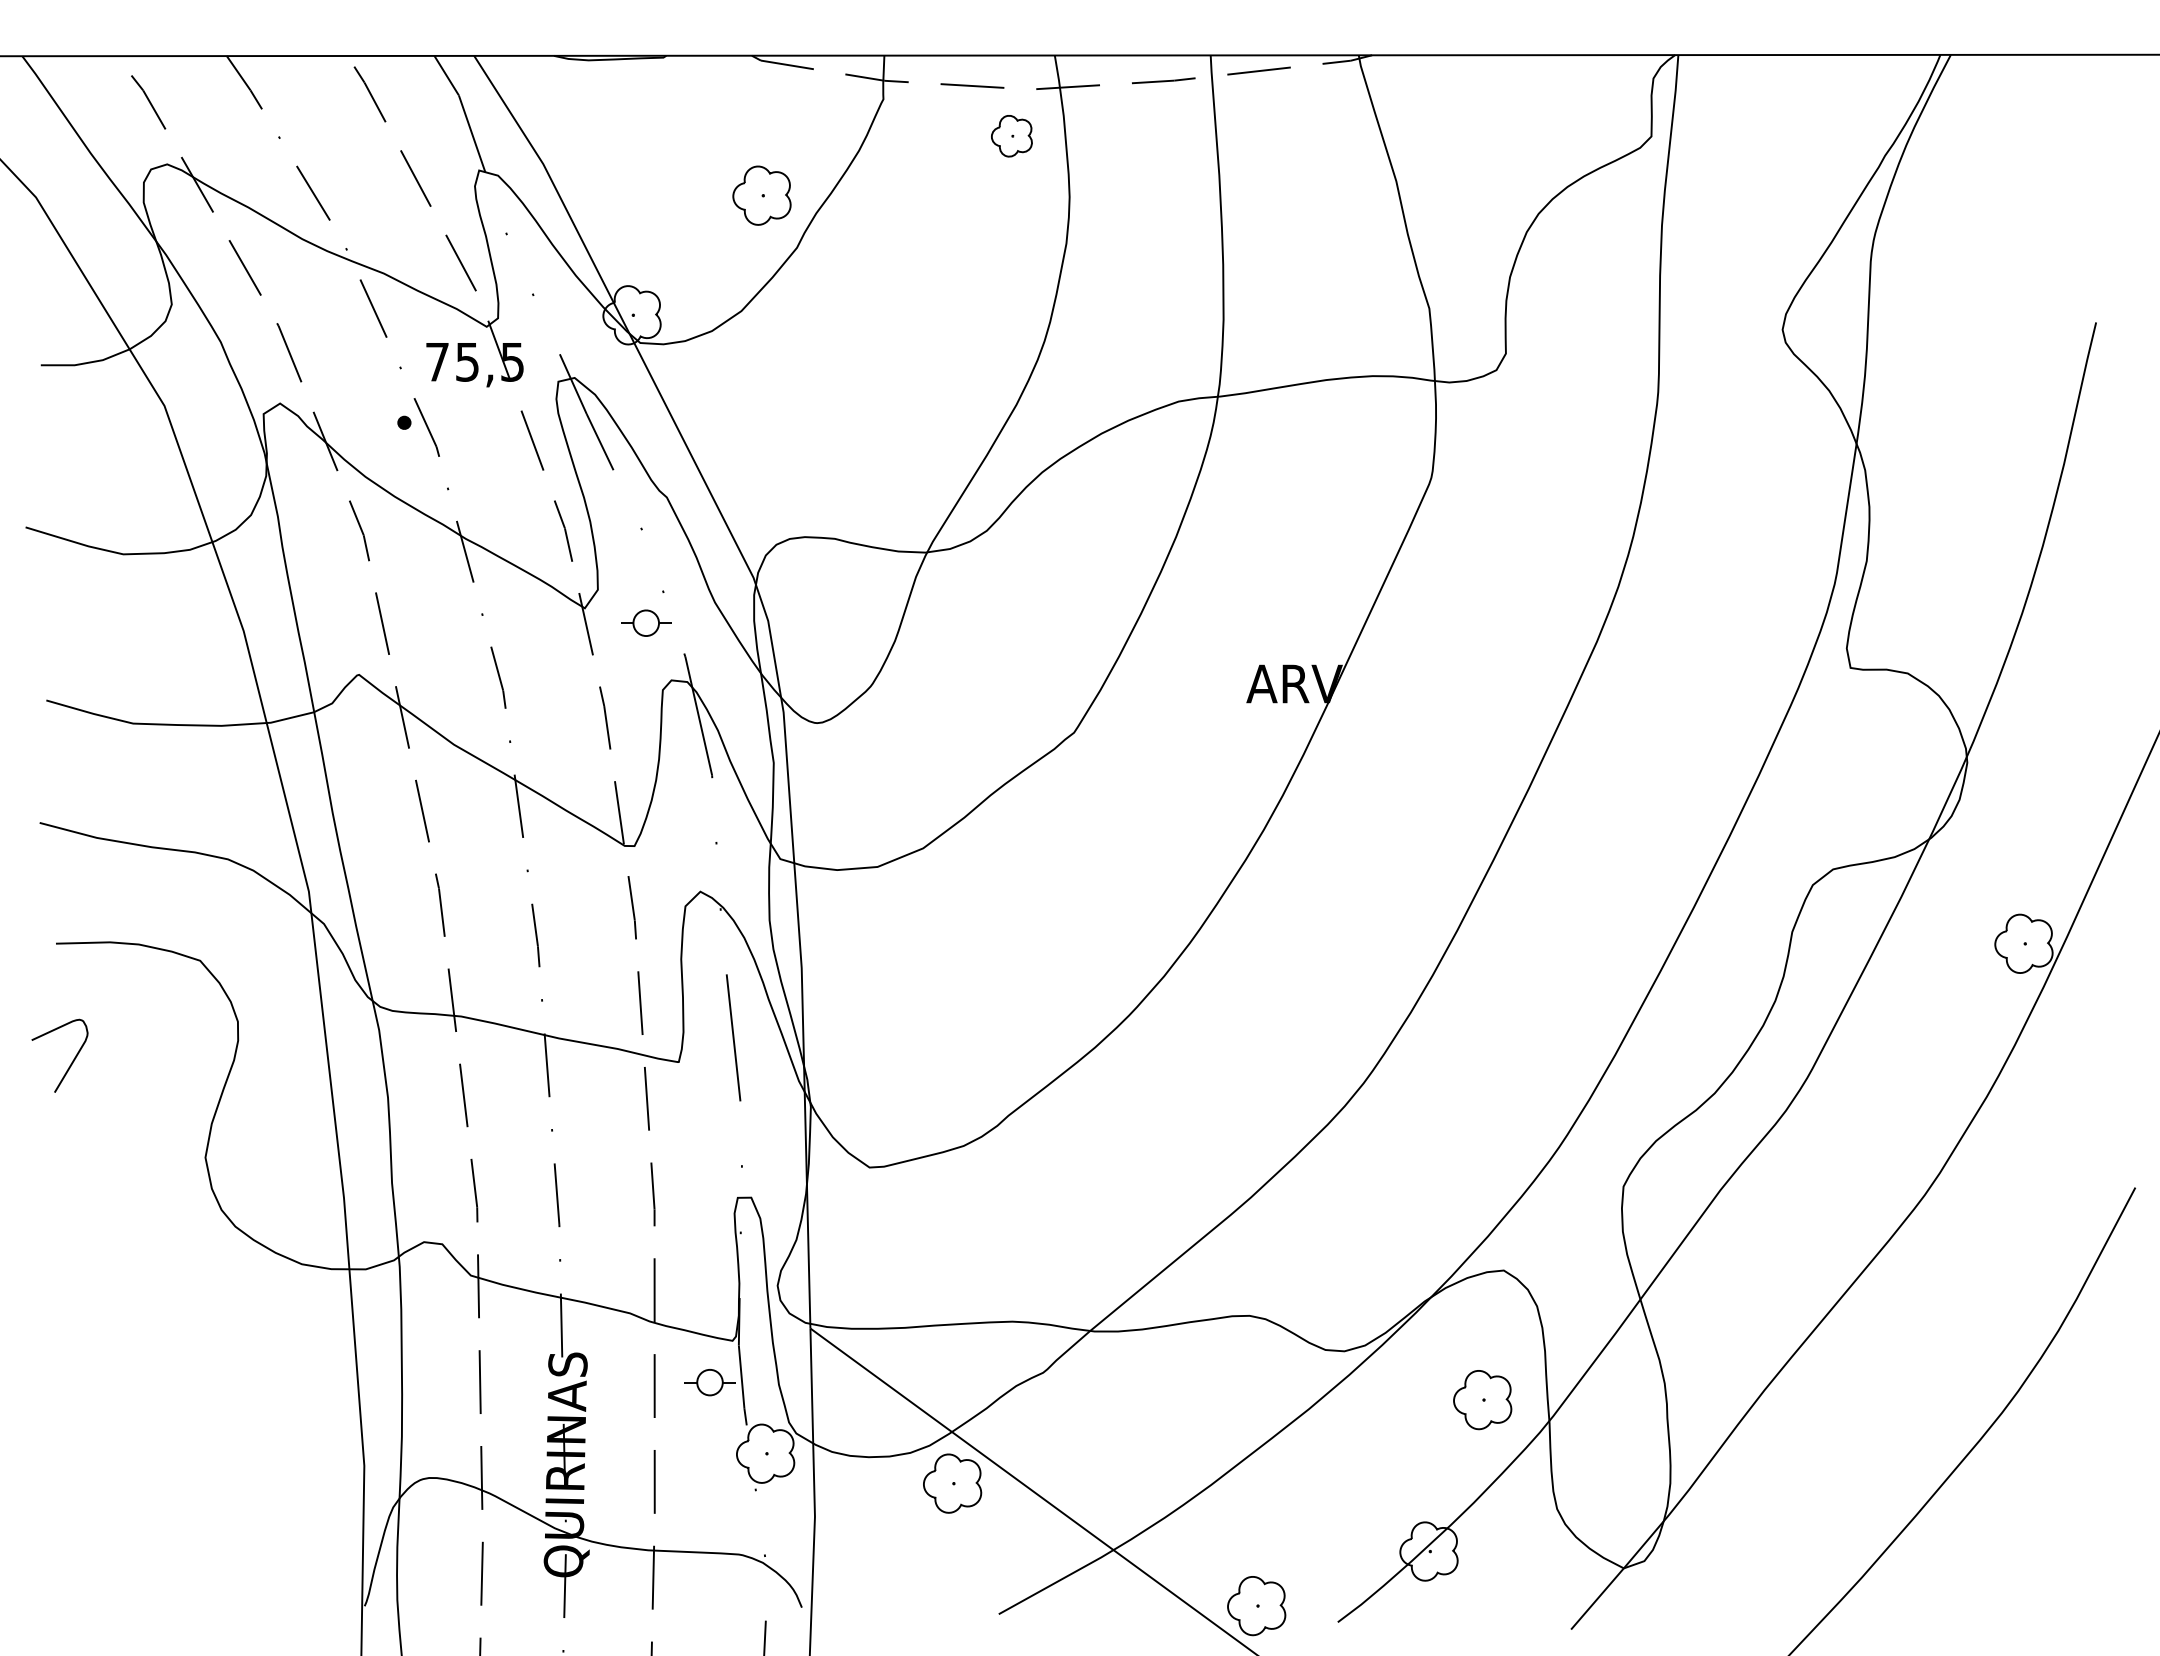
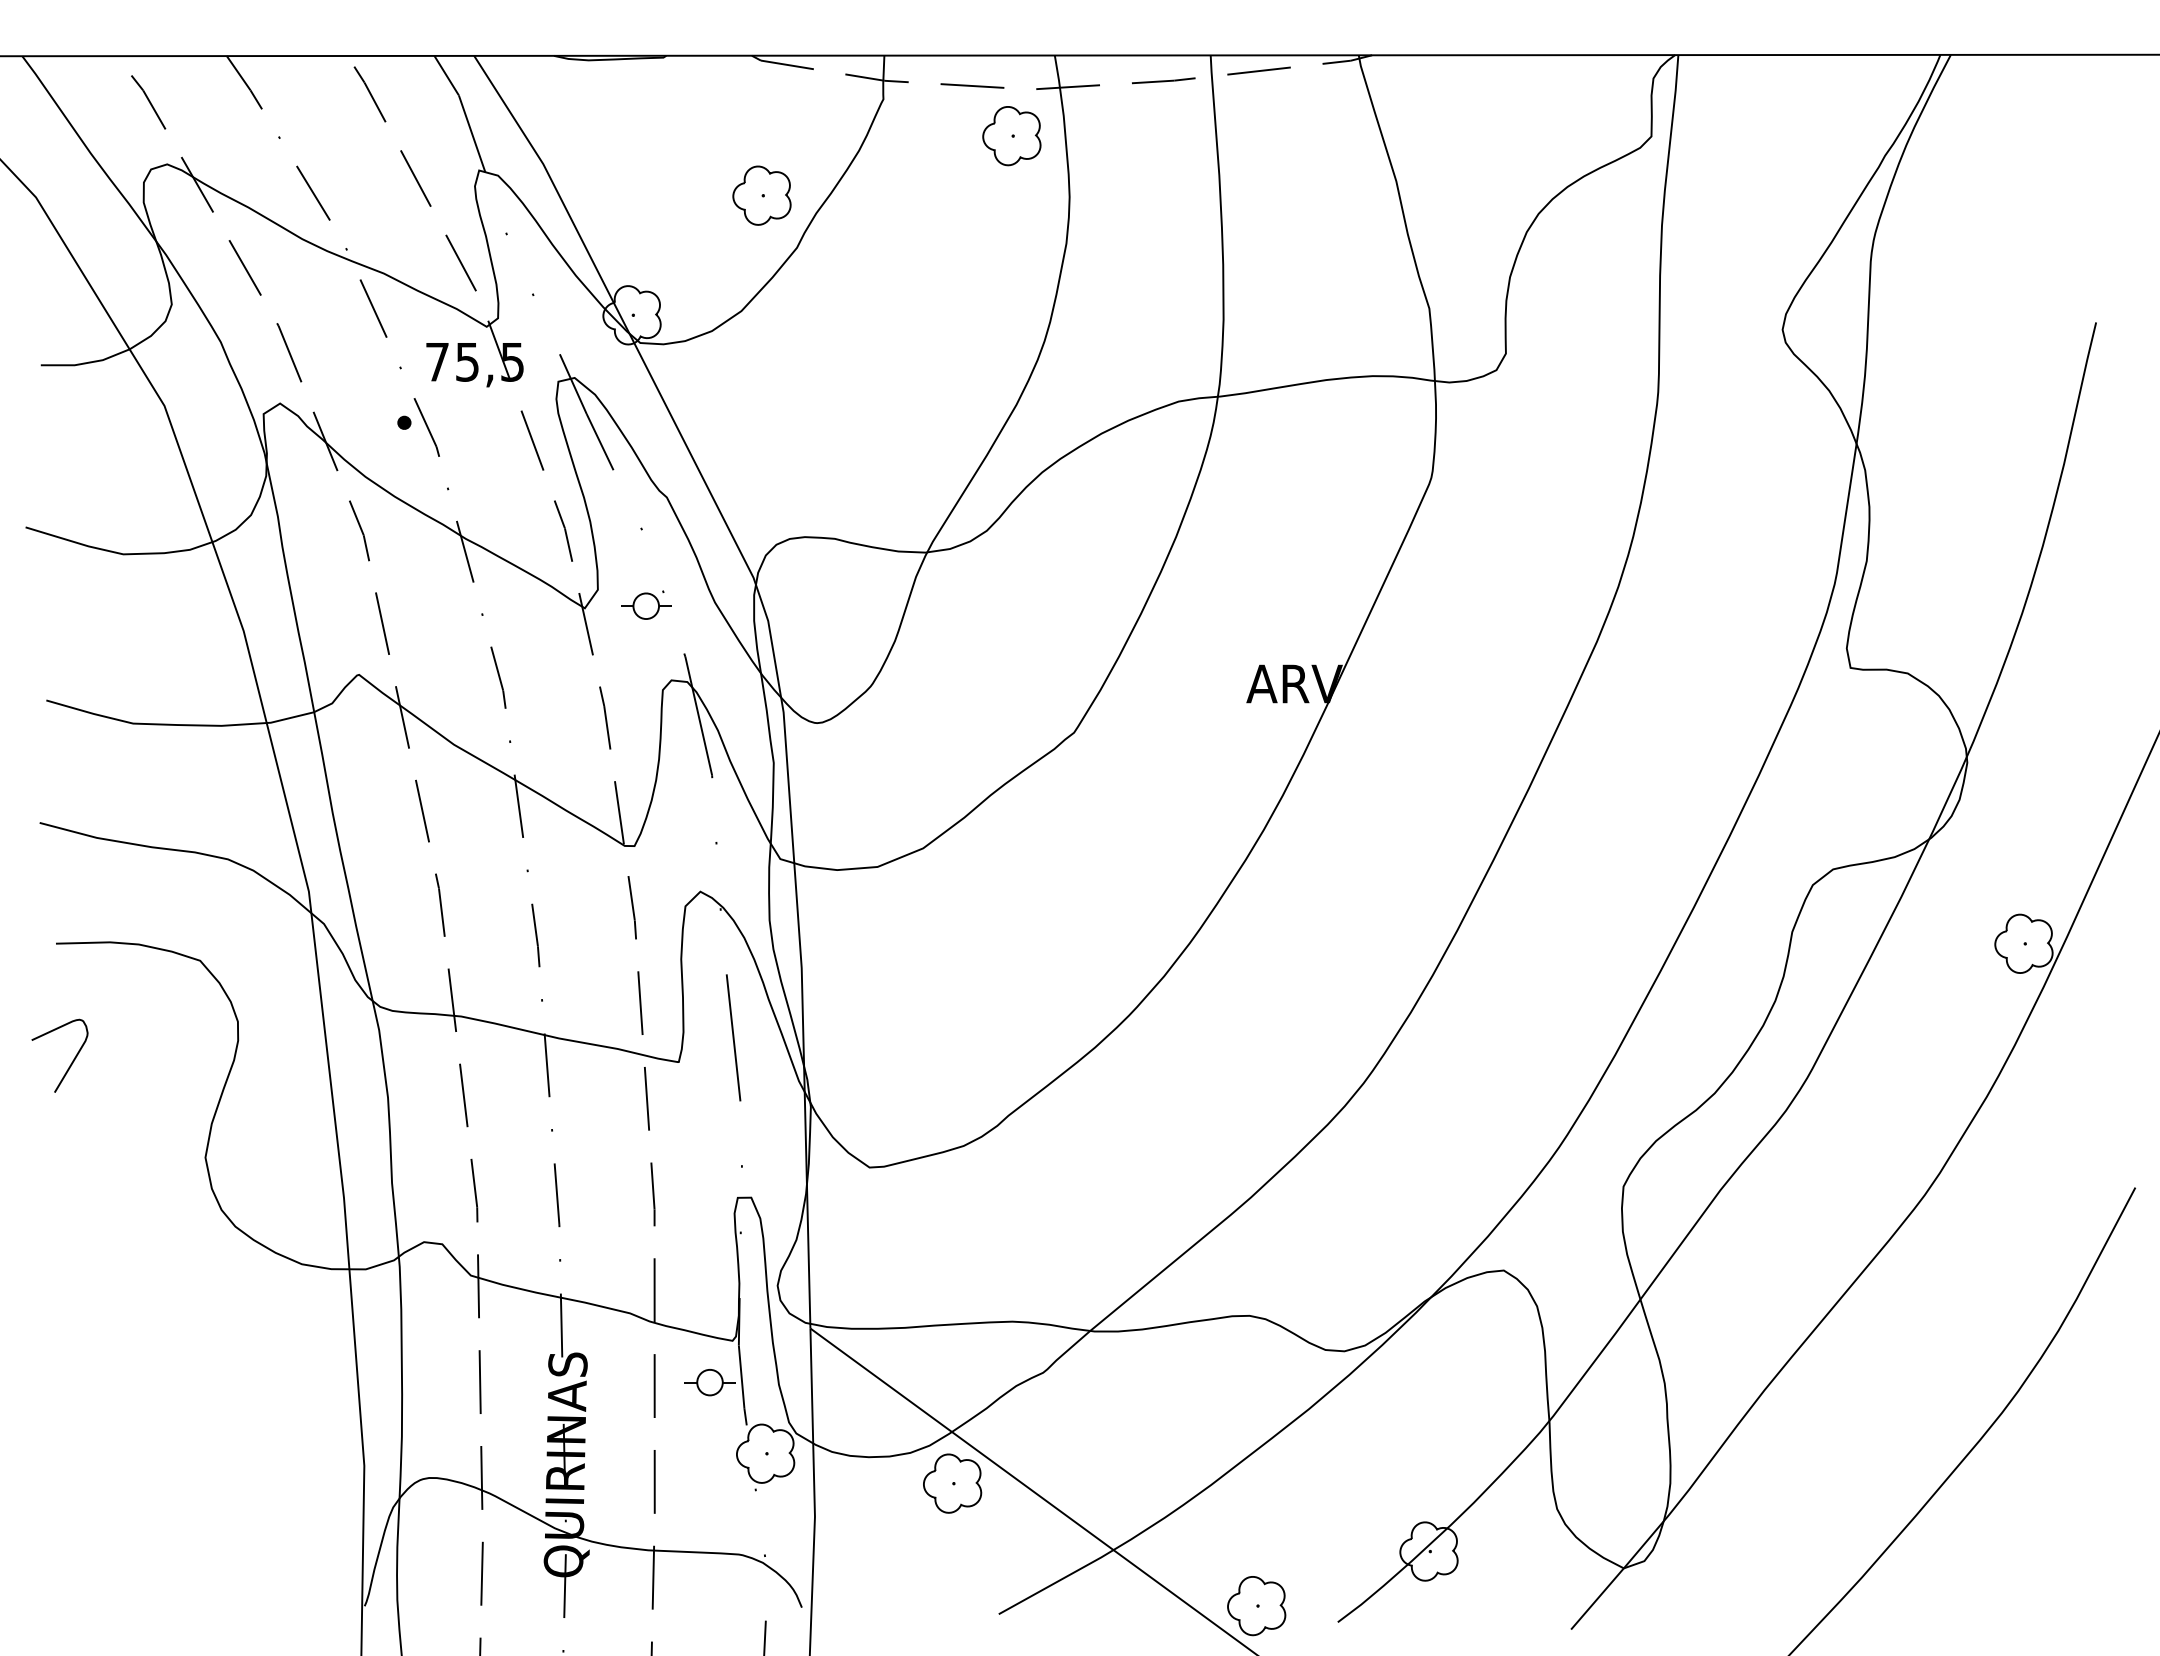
part size: 42x43 px -> 60x61 px (1011, 136)
part position: (646, 622) -> (646, 605) (646, 605)
part: present -> none (1482, 1400)
